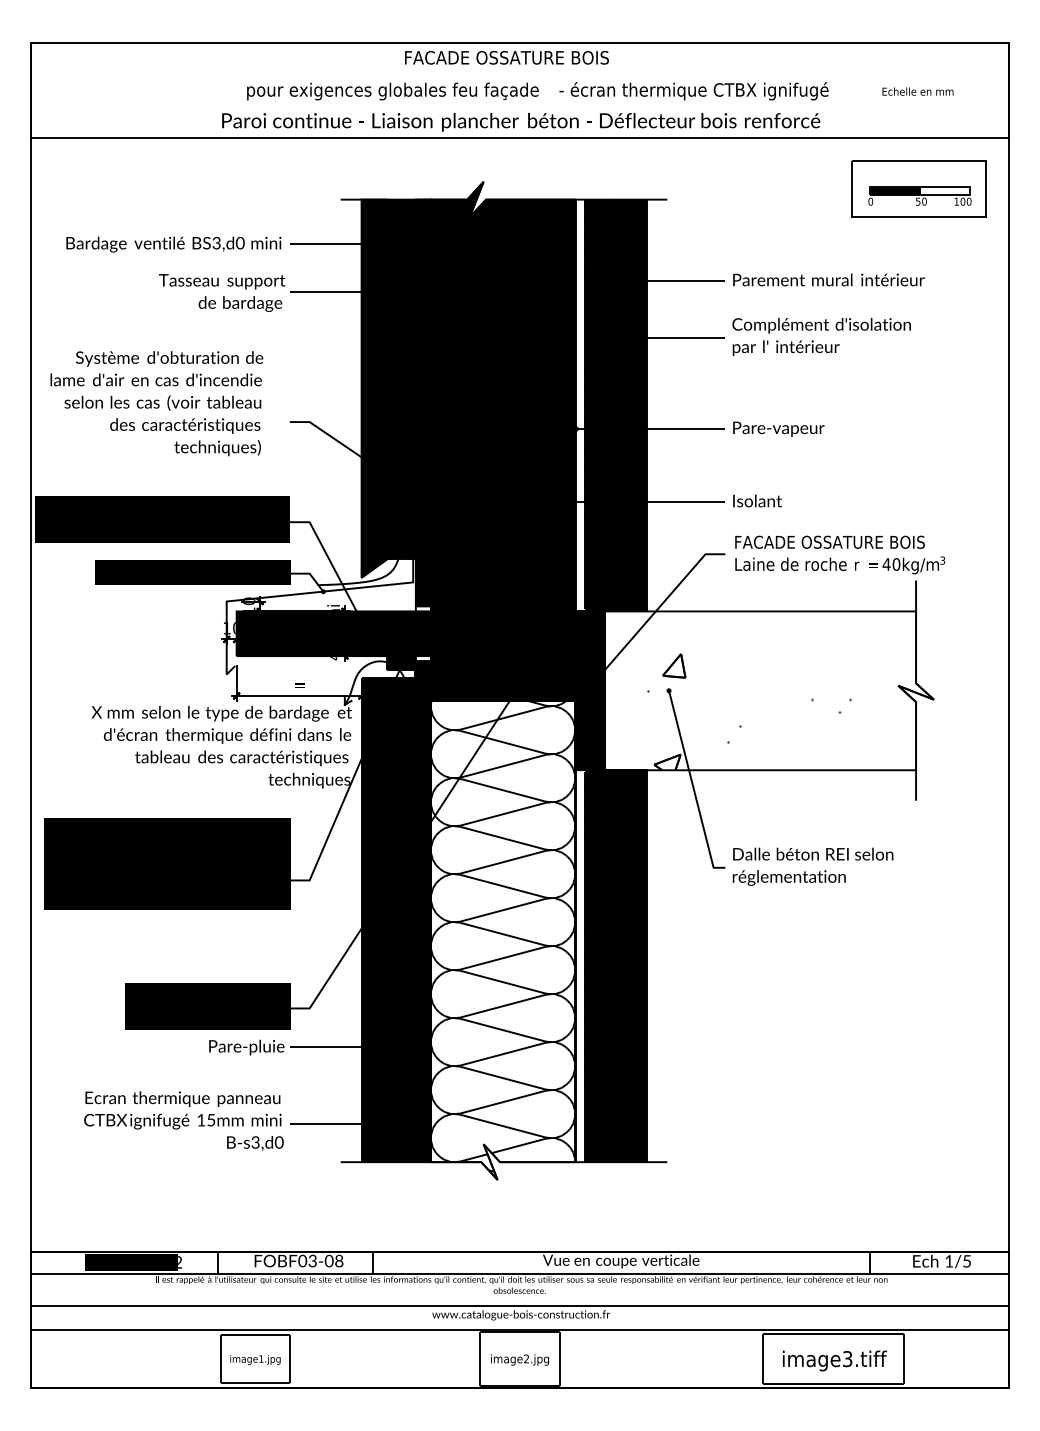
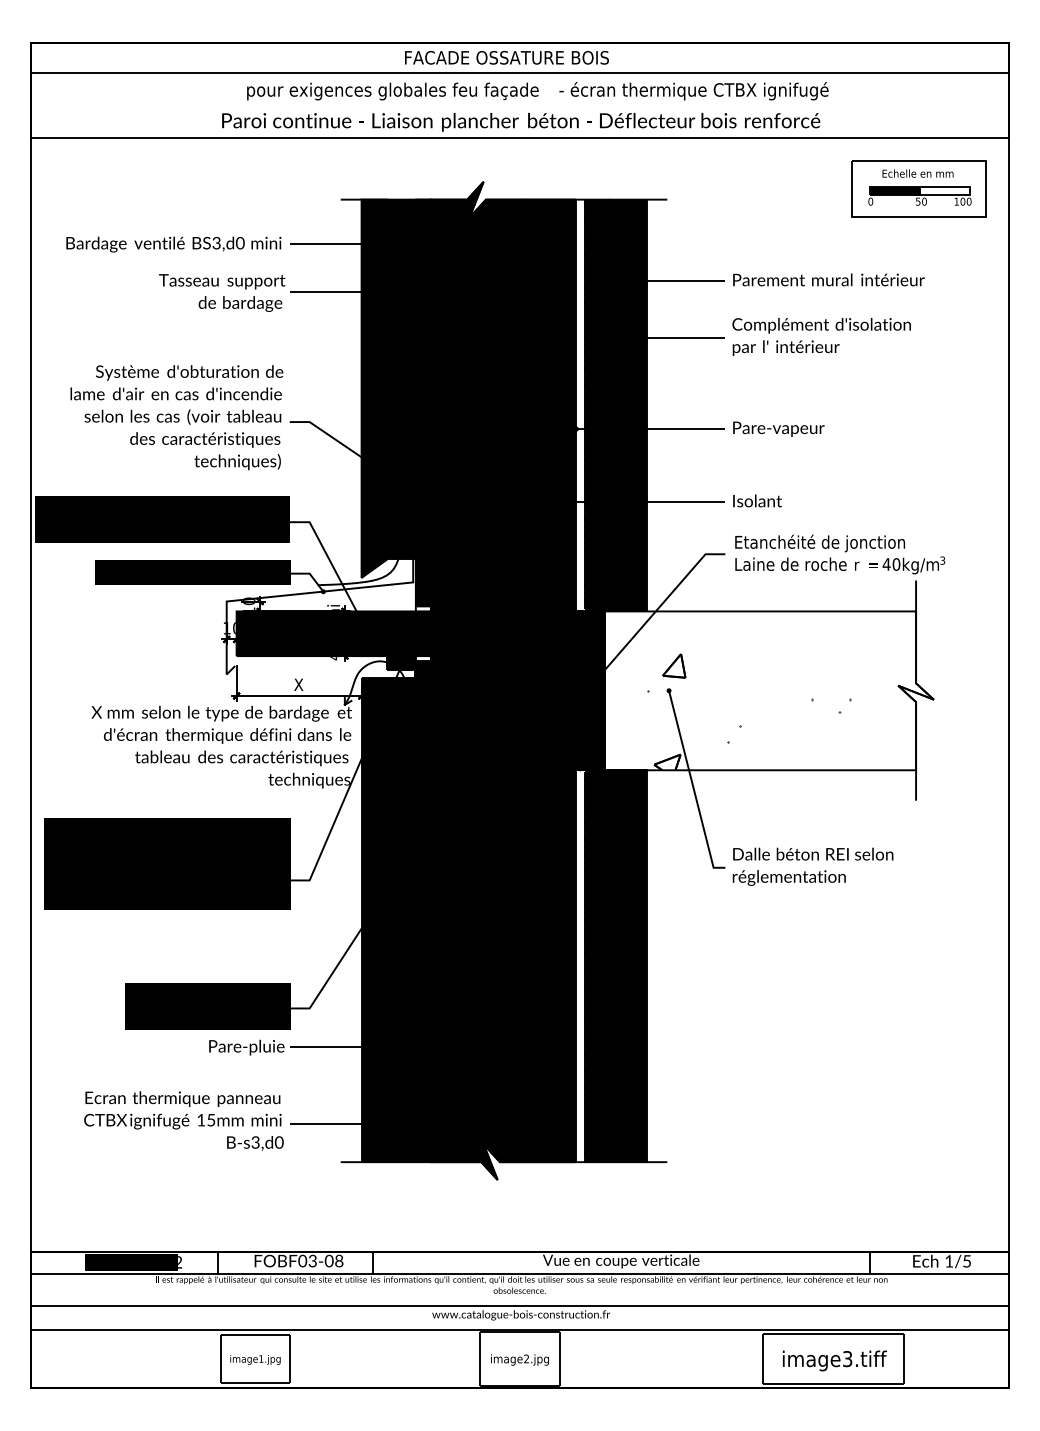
line: none -> present (519, 72)
text position: (917, 91) -> (917, 173) (917, 173)
text position: (156, 403) -> (176, 417) (176, 417)
text: FACADE OSSATURE BOIS -> Etanchéité de jonction (830, 543)
text: = -> X (299, 684)
fill: none -> present (502, 940)
